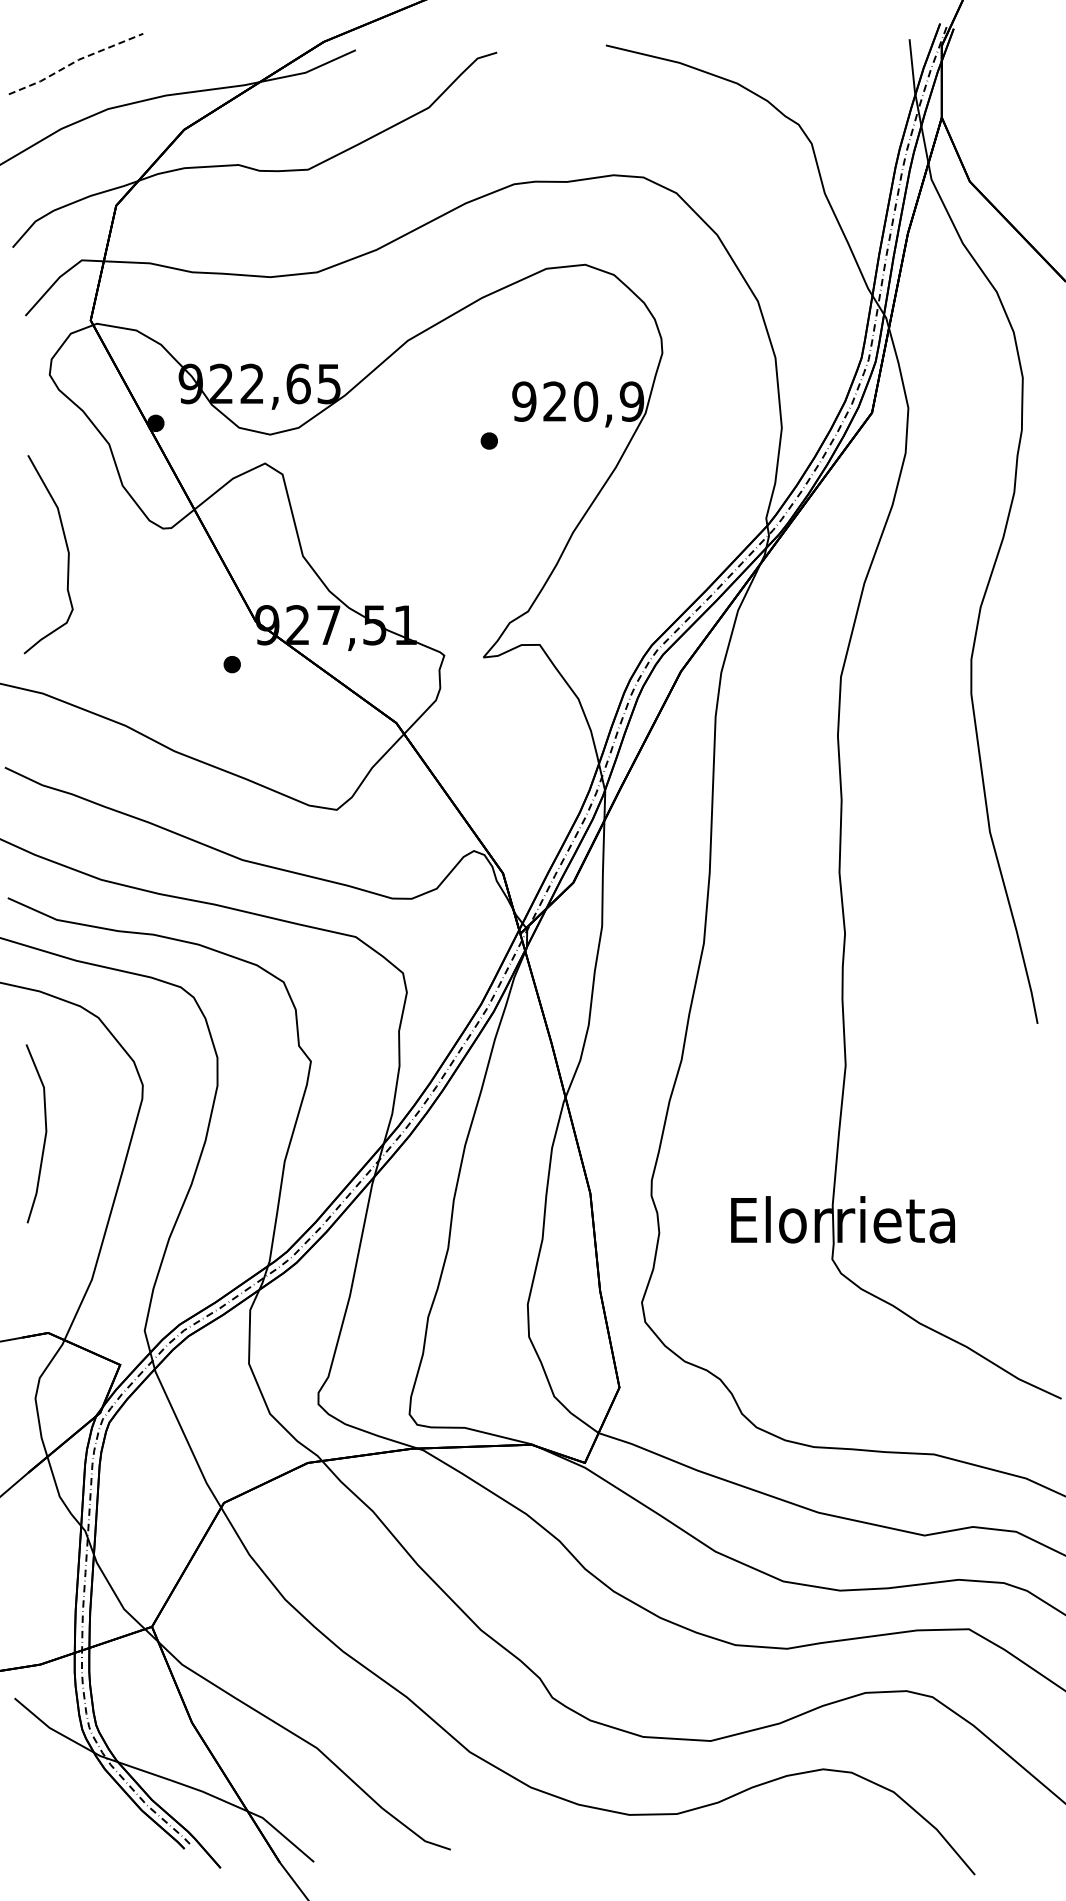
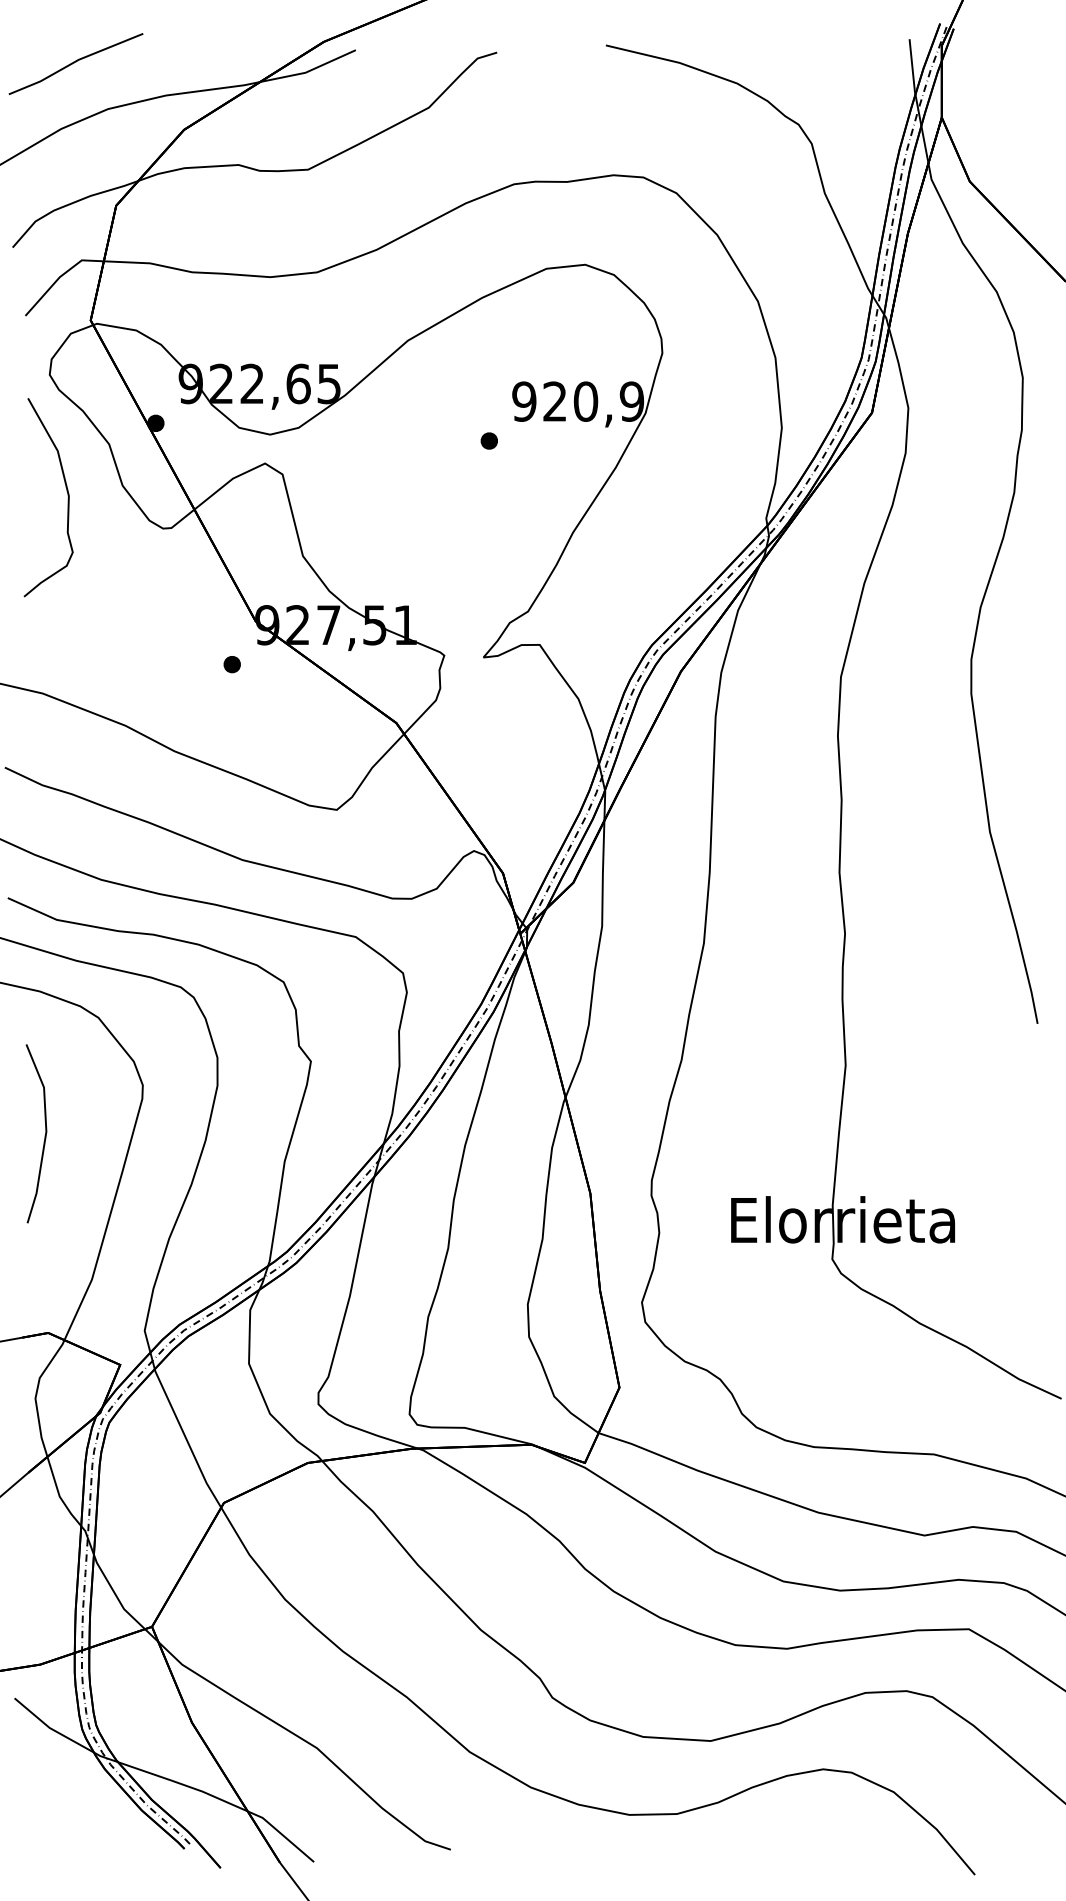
line: dashed -> solid (75, 61)
curve position: (66, 548) -> (66, 491) (66, 491)
